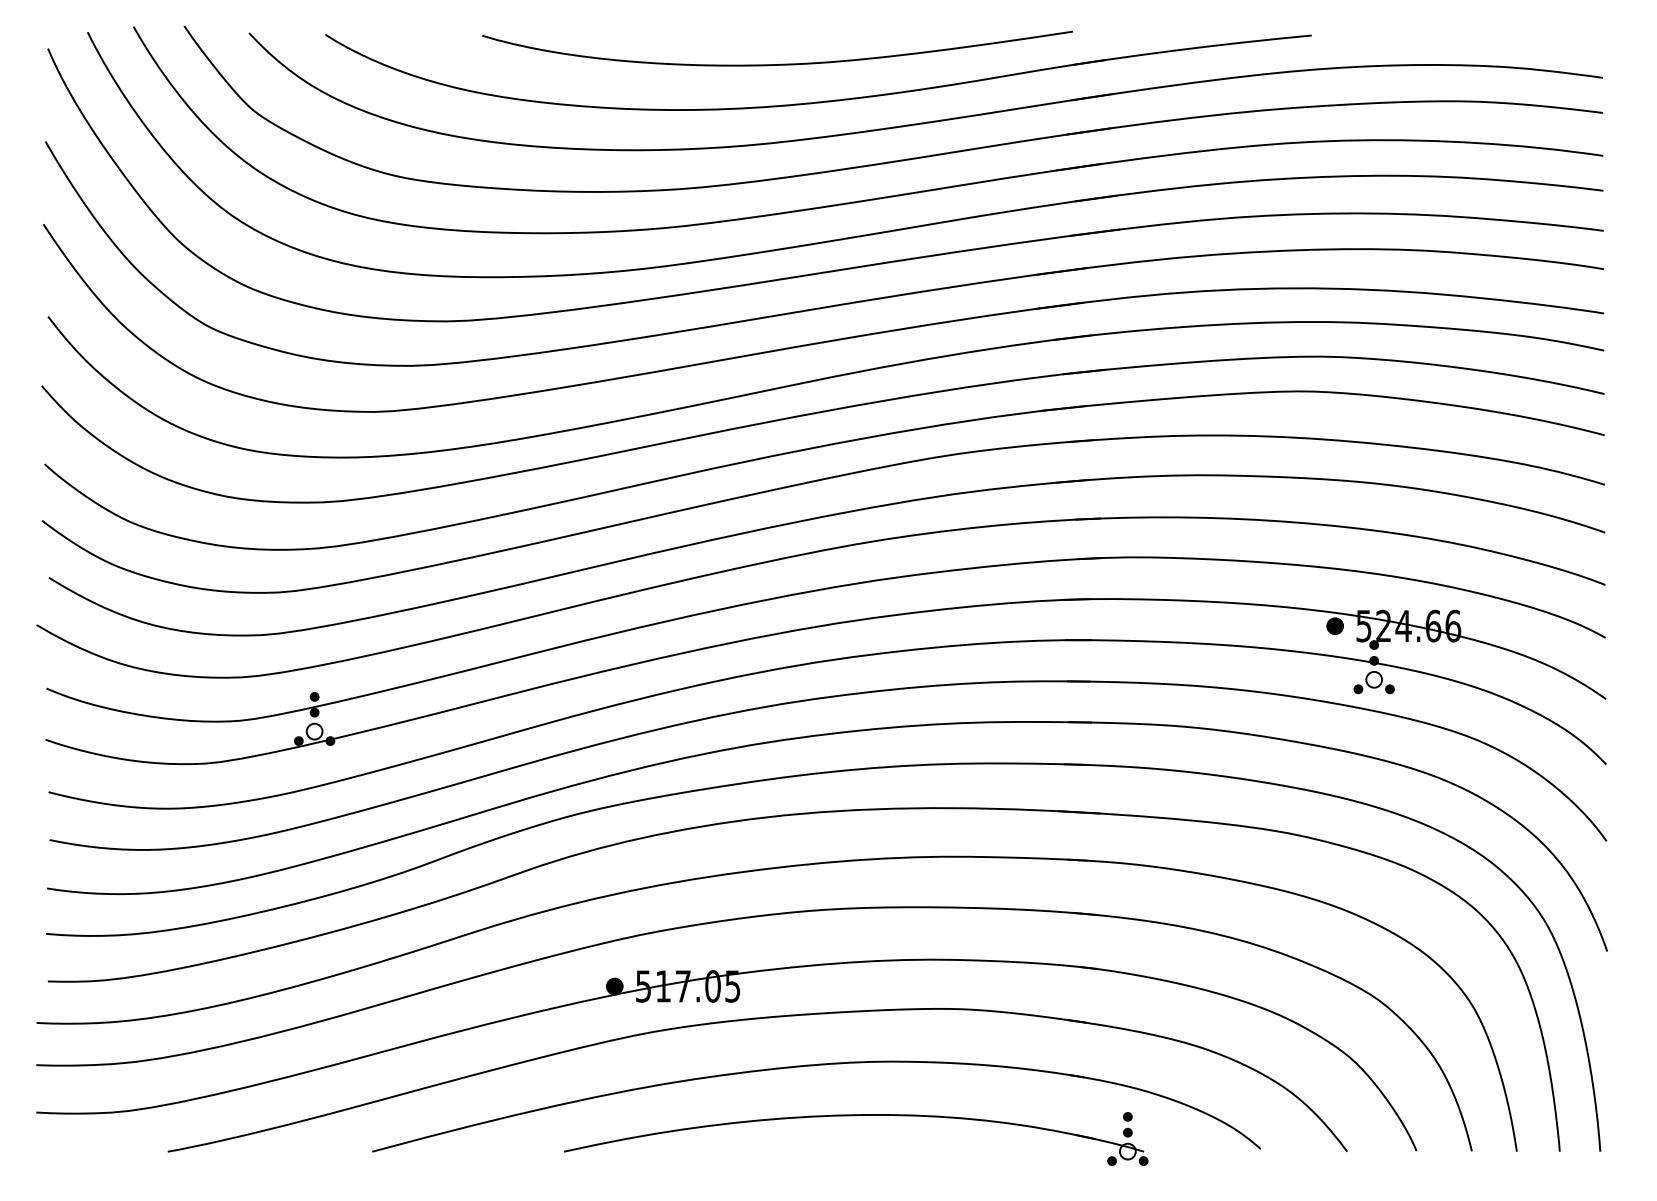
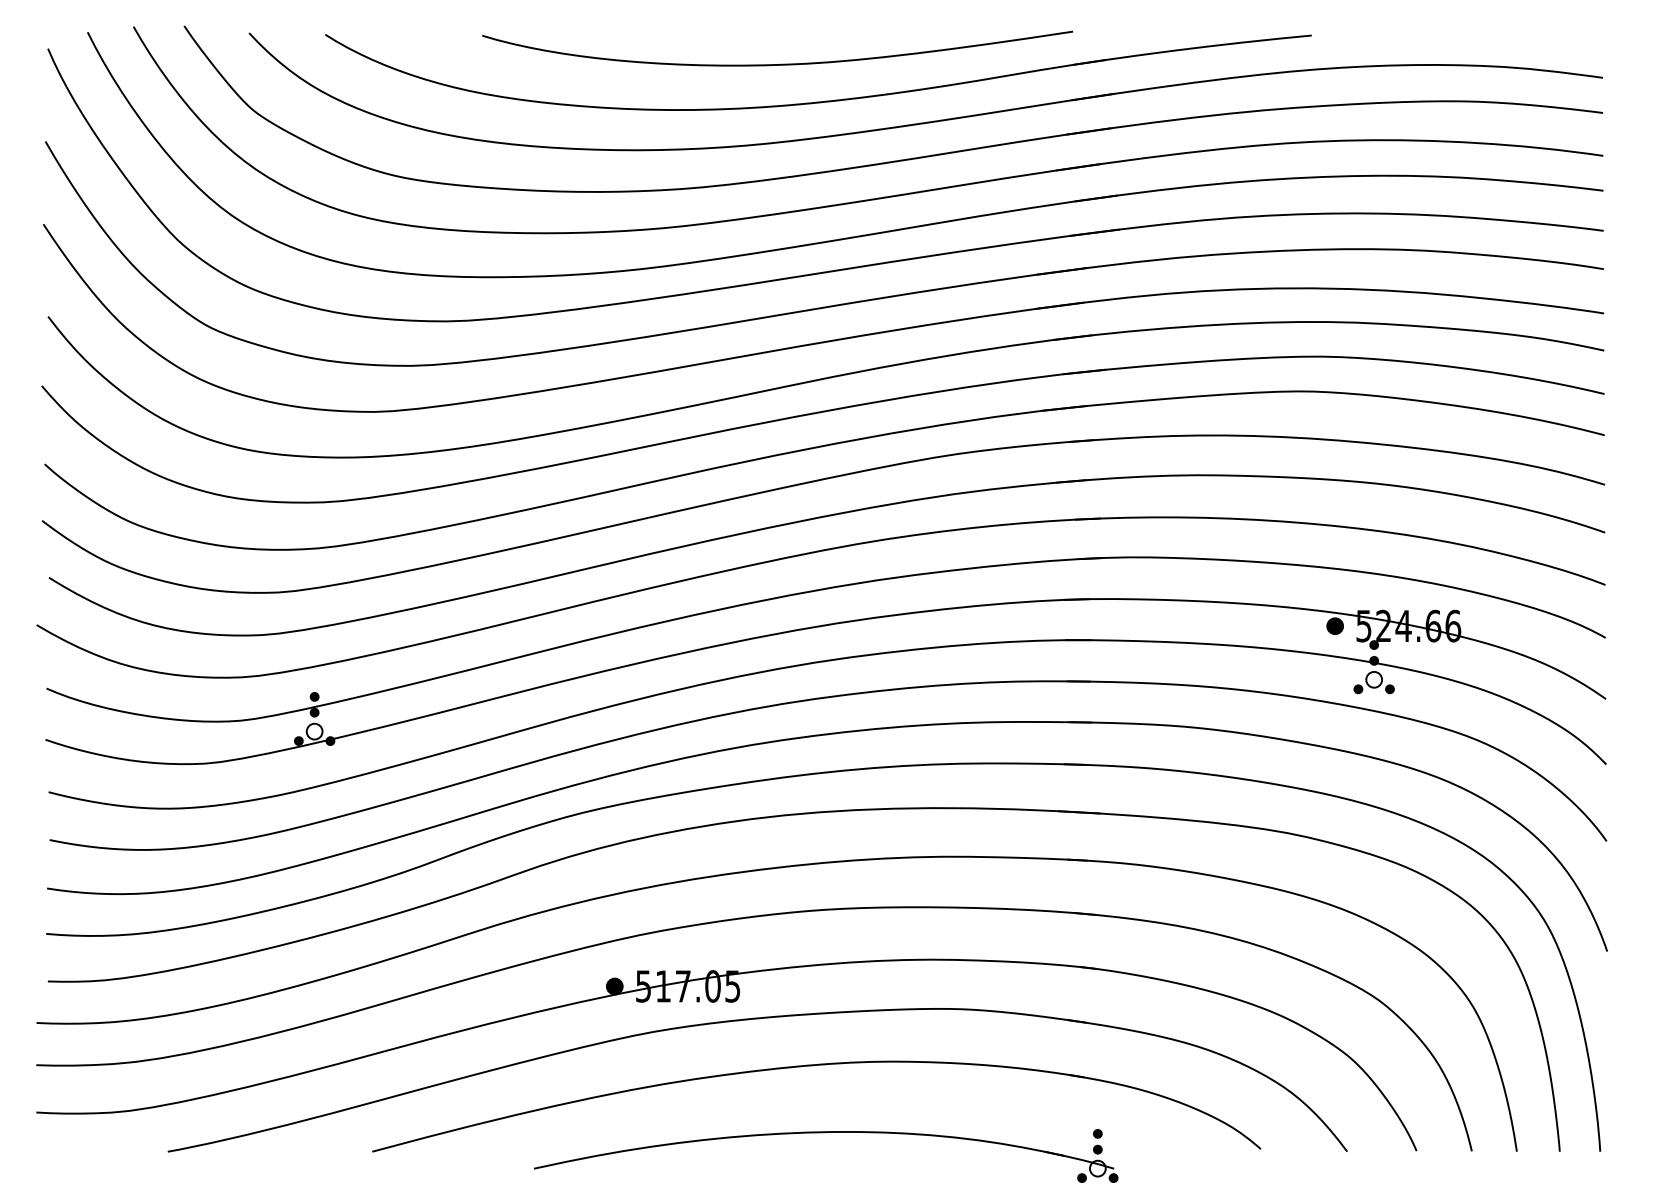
part position: (855, 1116) -> (825, 1133) (825, 1133)
